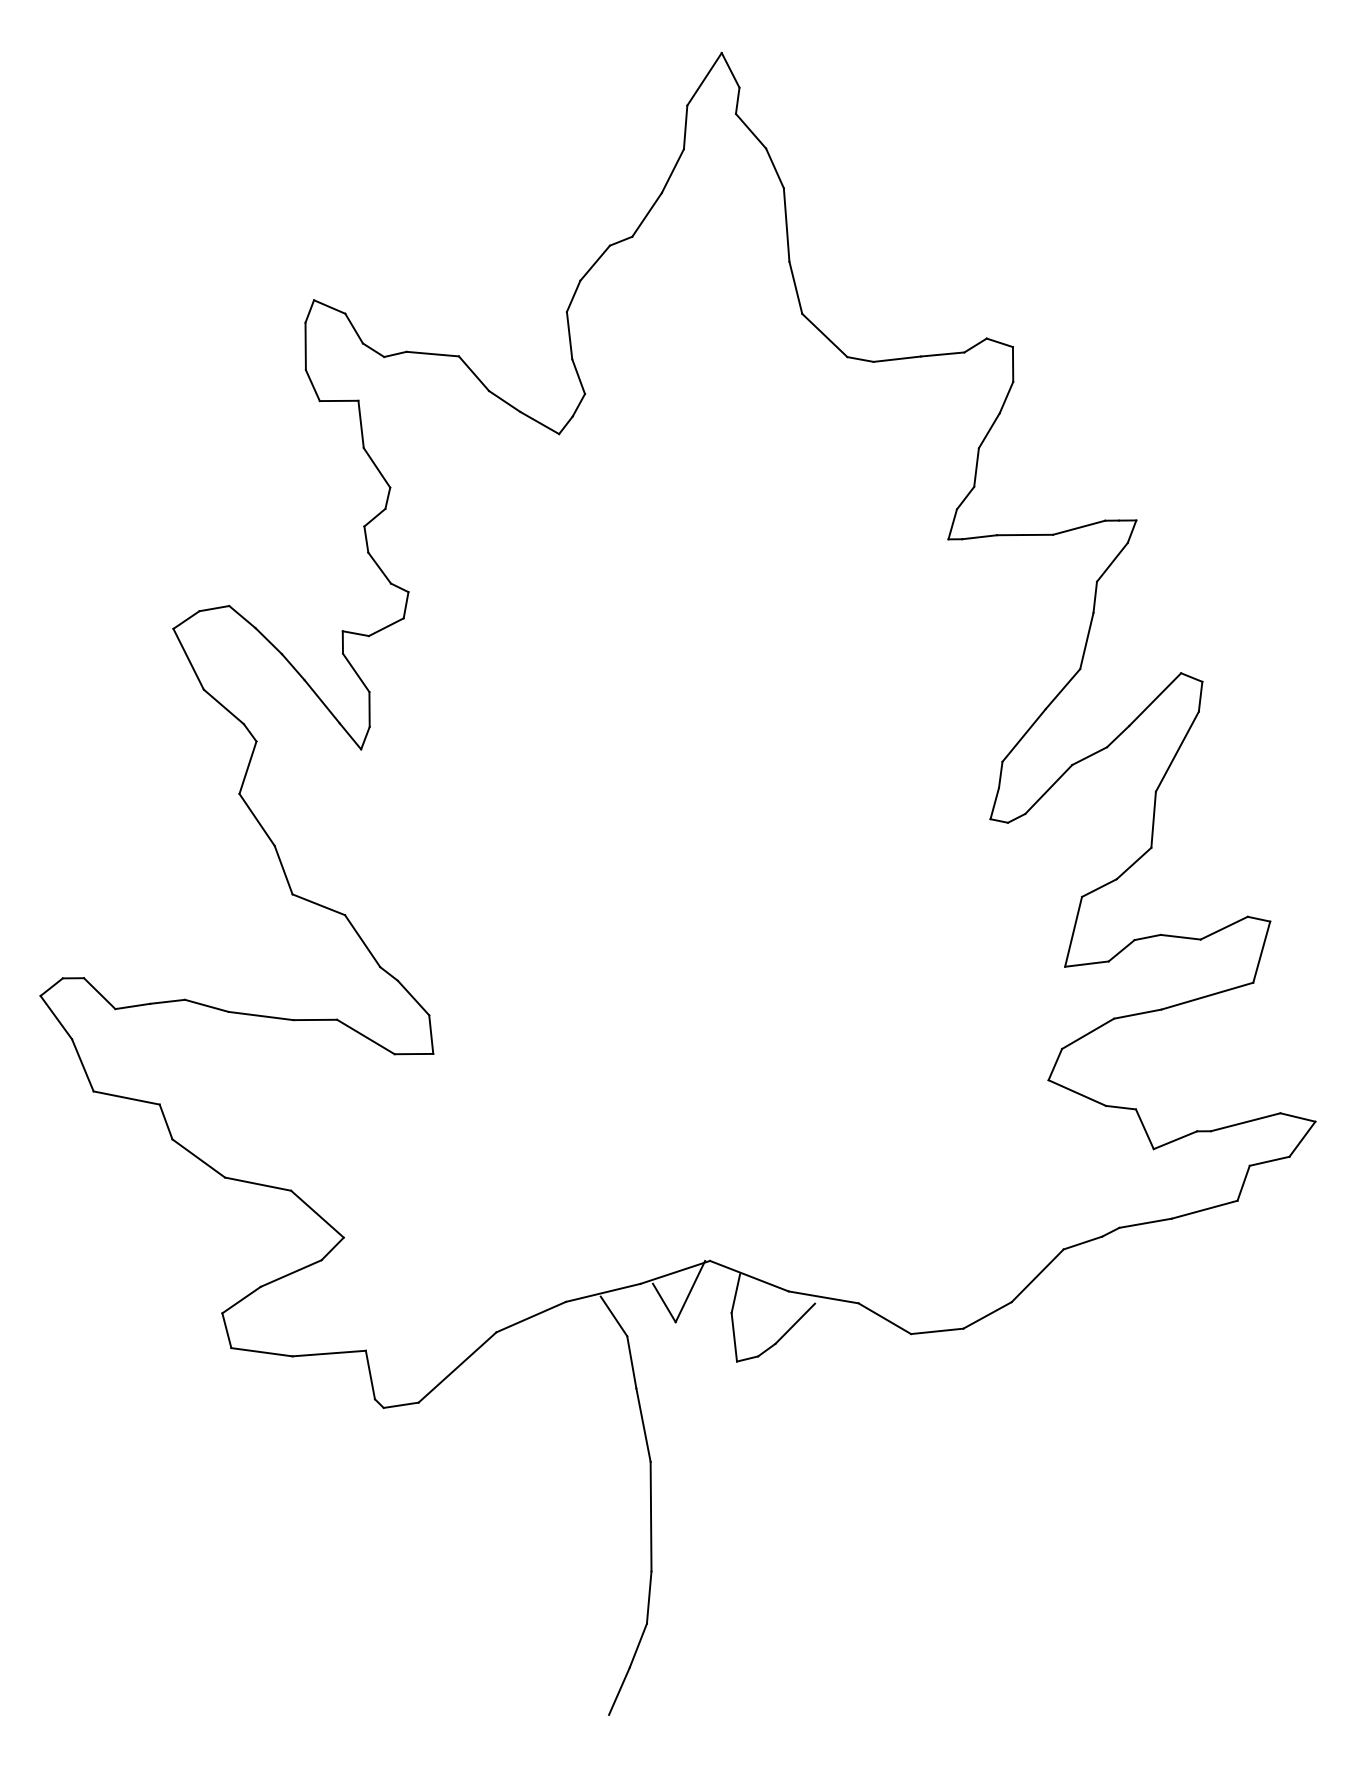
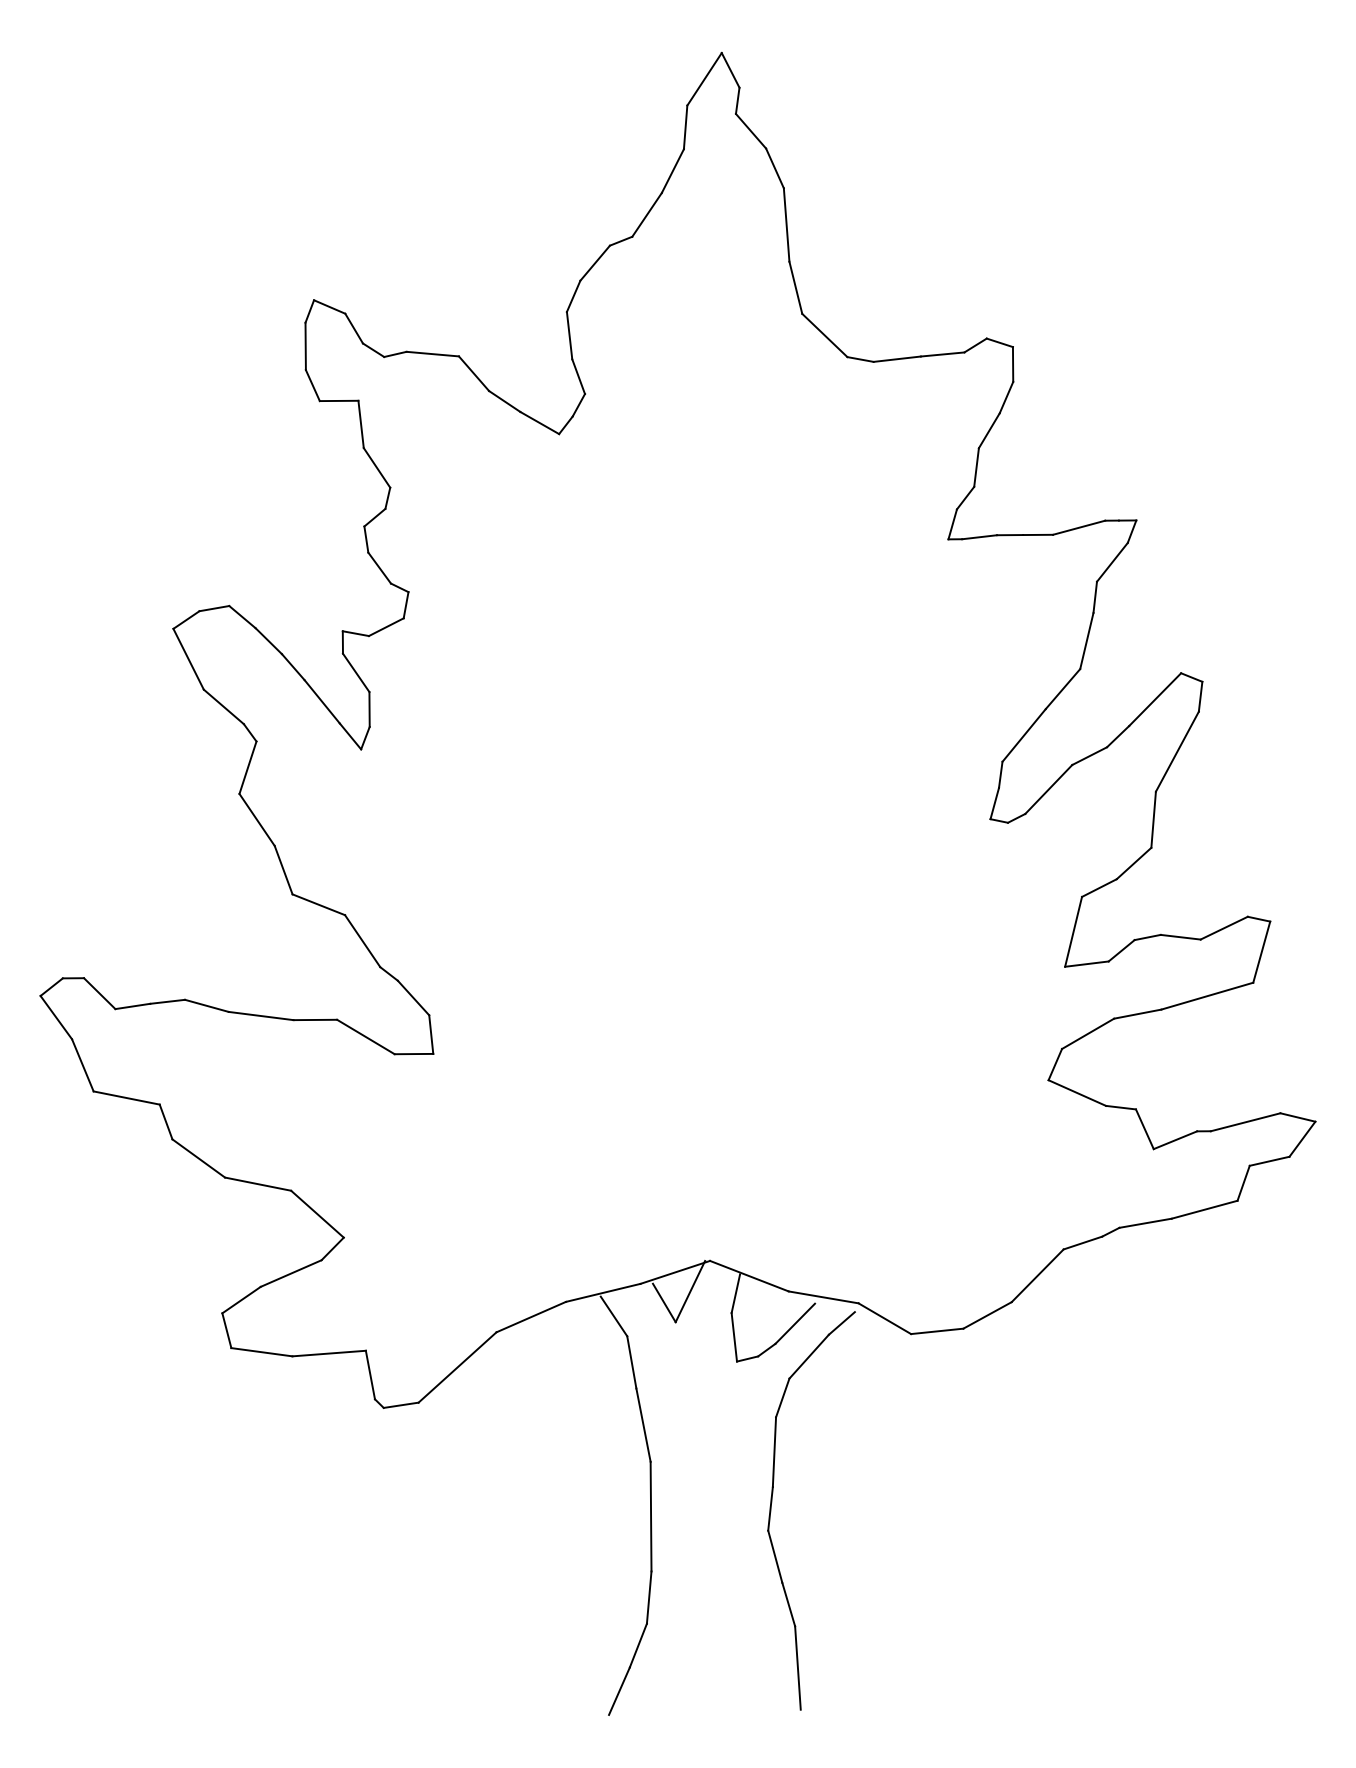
part: none -> present (772, 1502)
